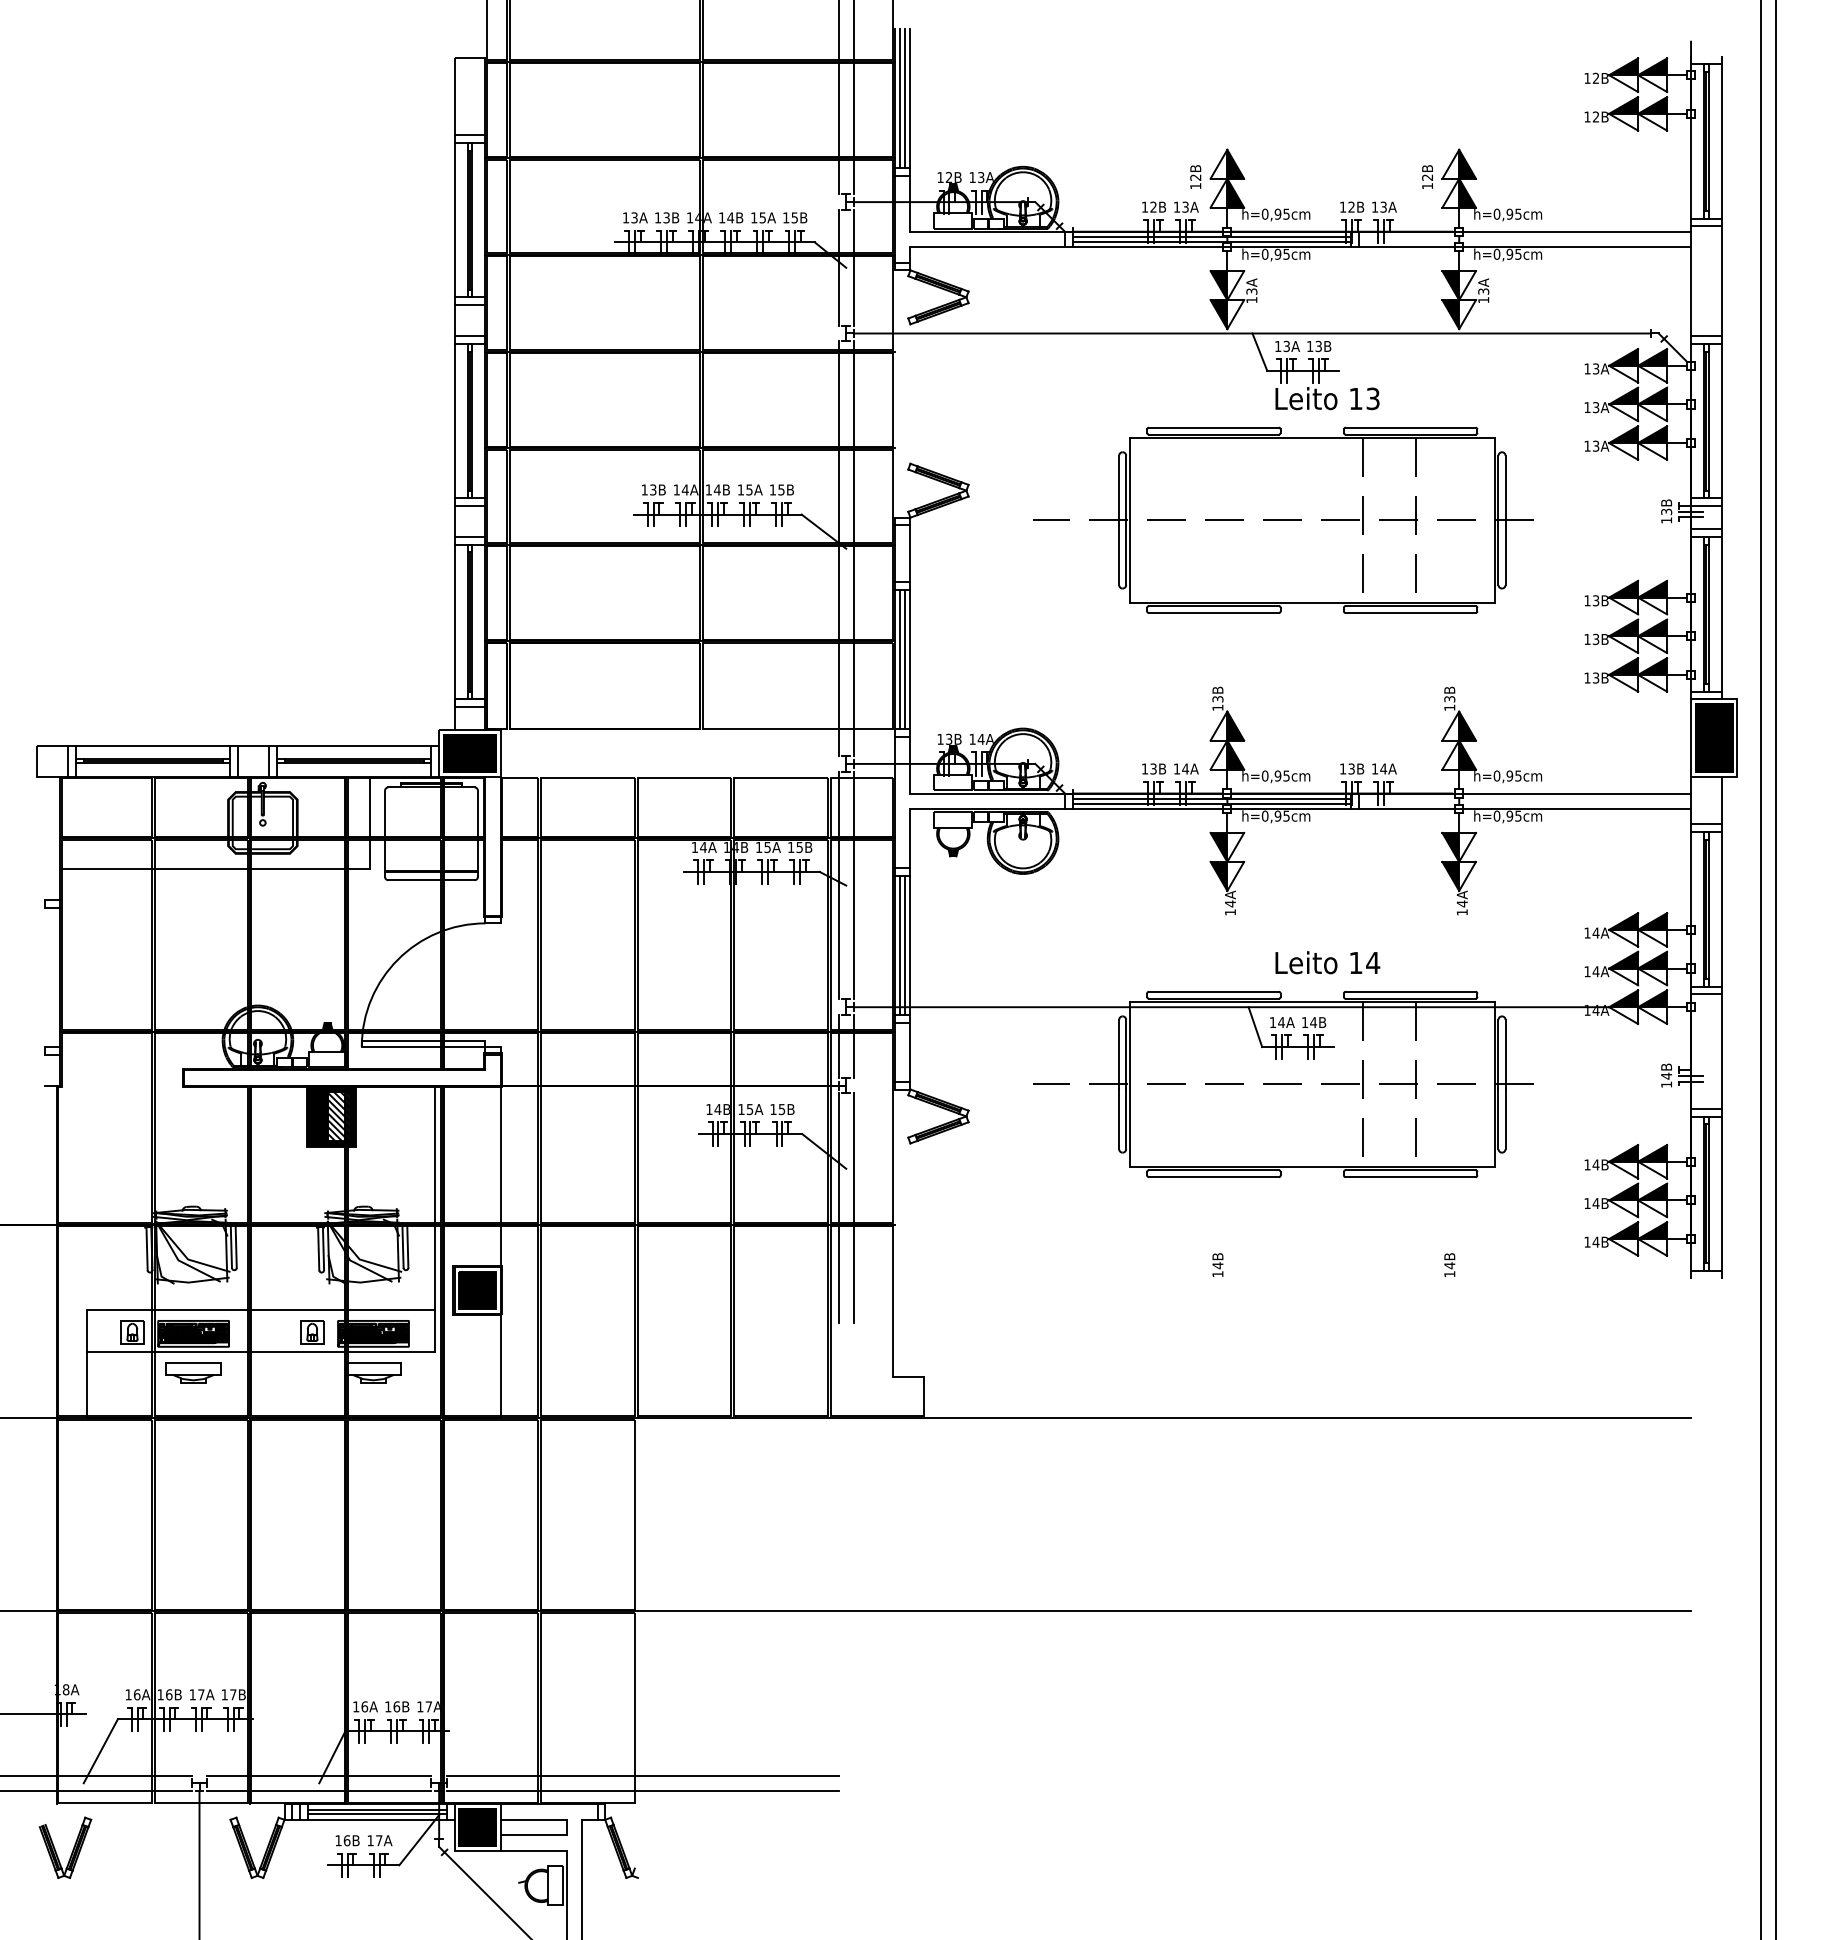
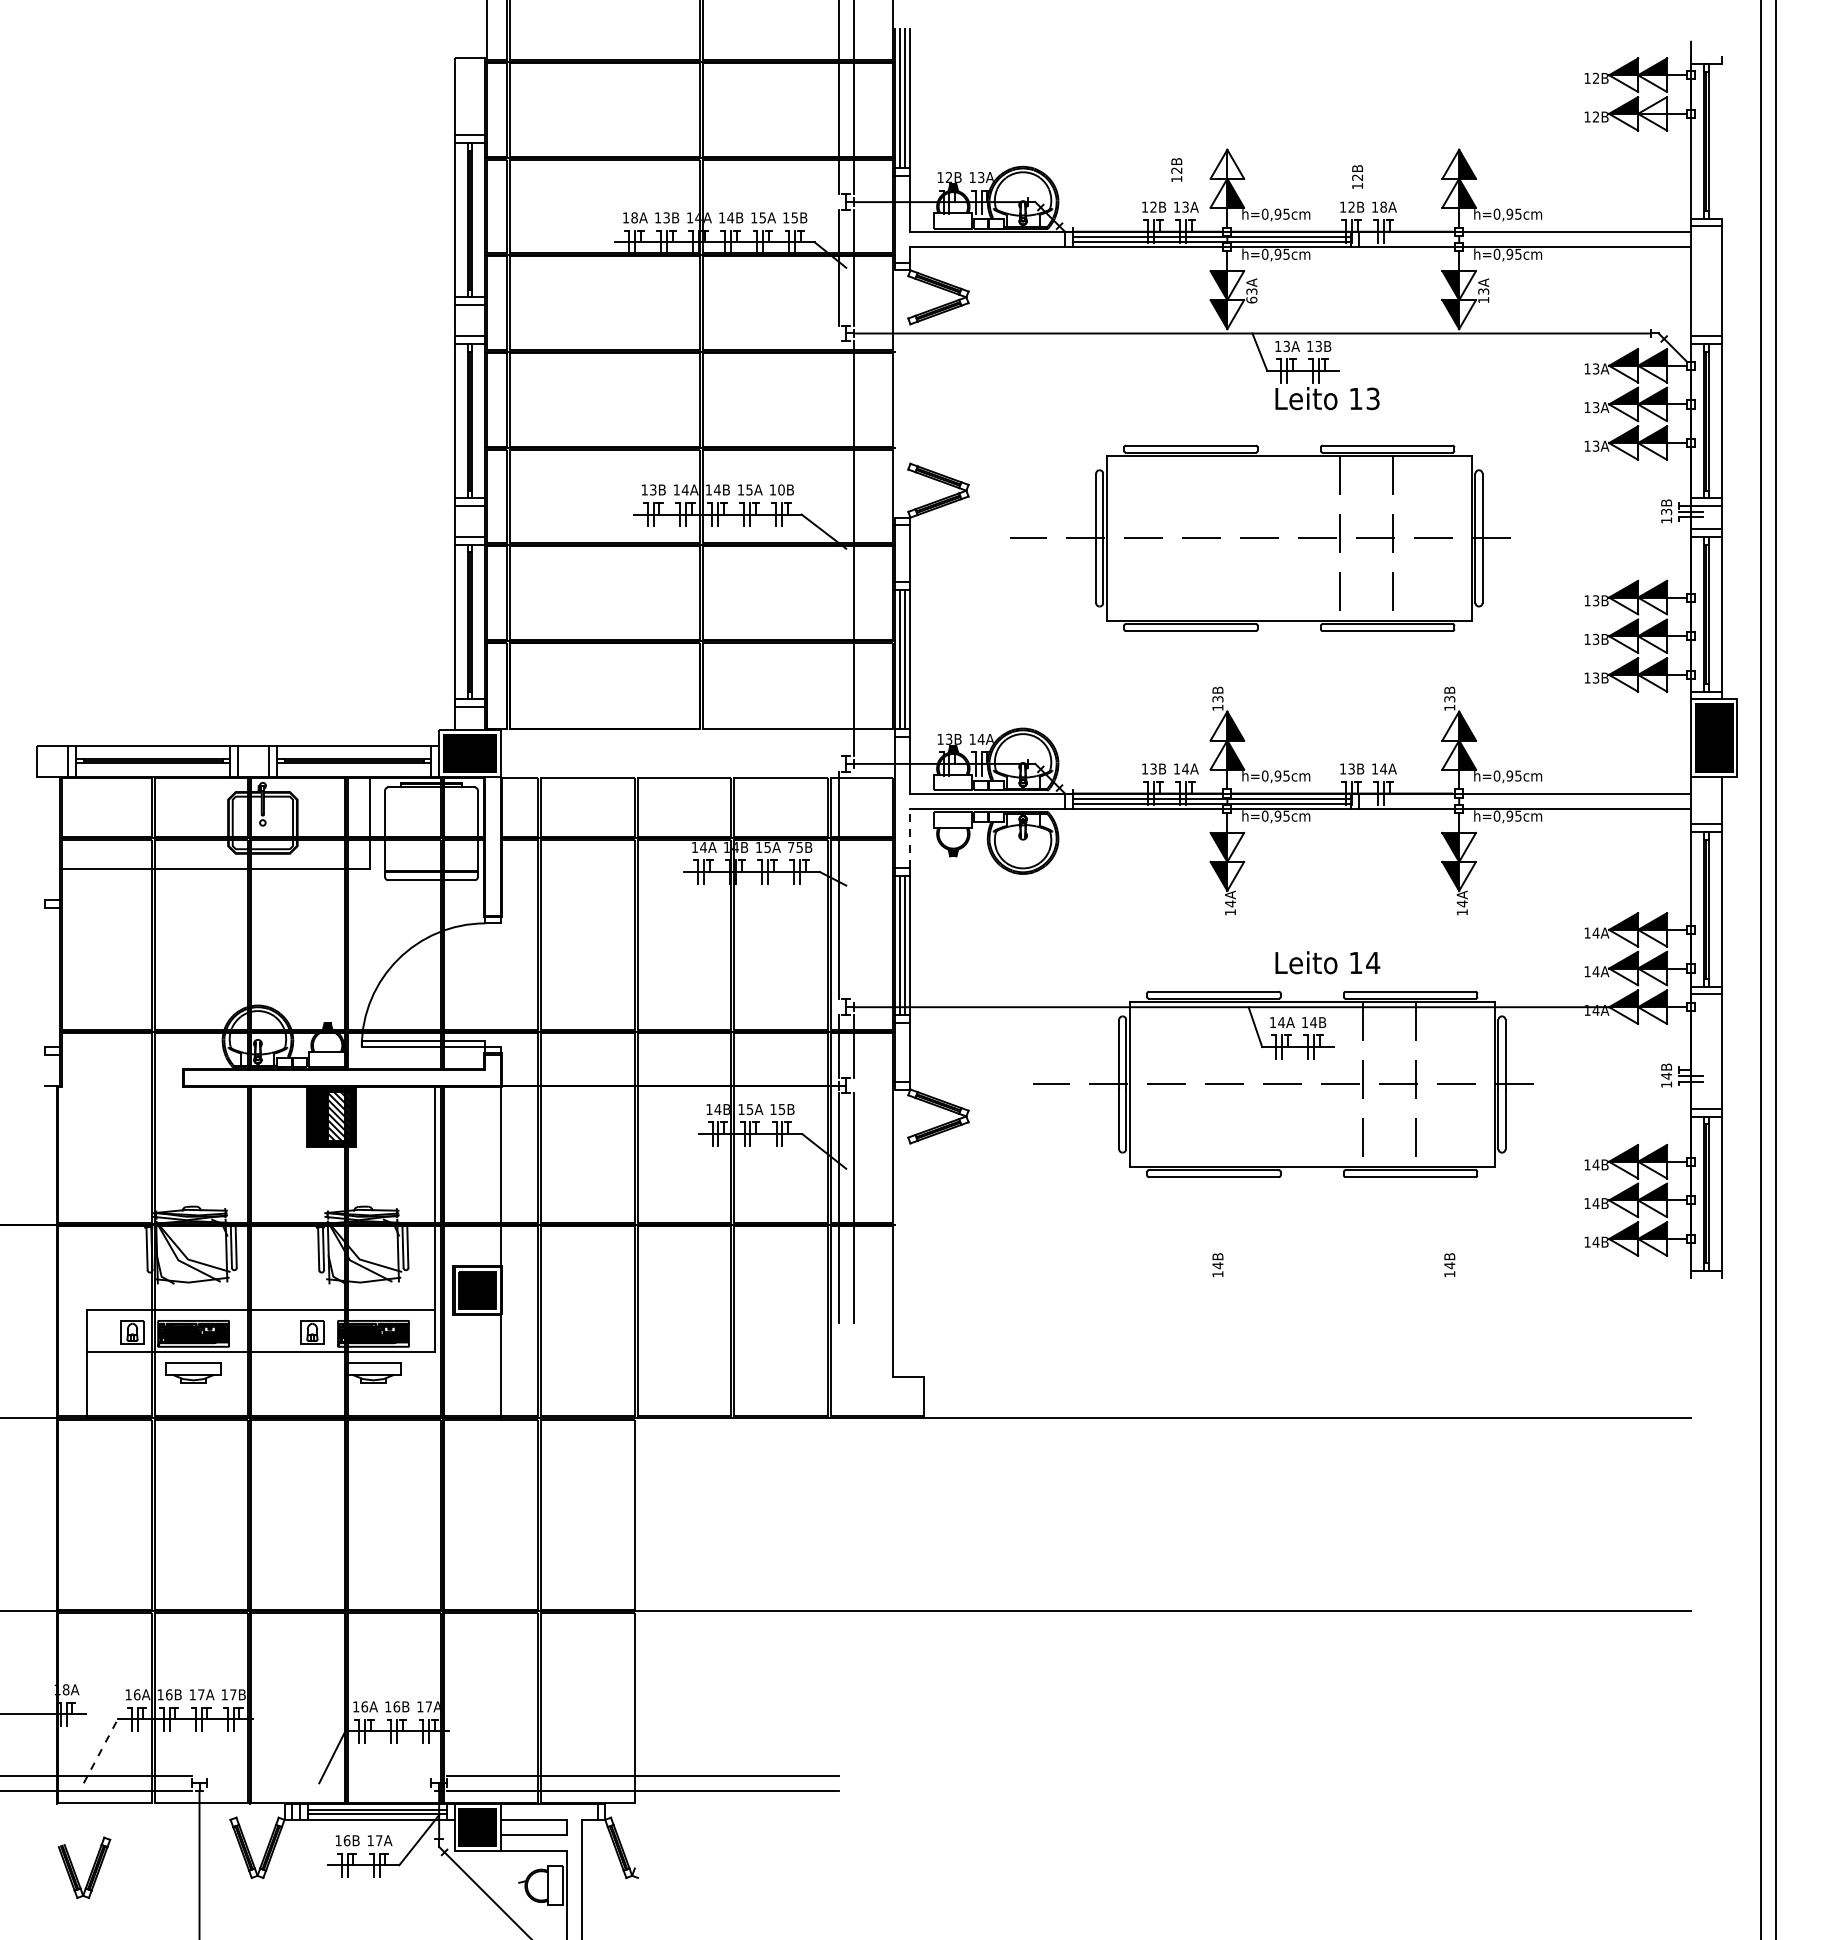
fill: present -> none (1652, 105)
line: present -> none (1721, 141)
fill: present -> none (1235, 163)
text position: (1195, 176) -> (1176, 169) (1176, 169)
text position: (1427, 176) -> (1357, 176) (1357, 176)
text: 13A -> 18A (1383, 206)
text: 13A -> 18A (634, 217)
text: 13A -> 63A (1251, 299)
text: 15B -> 10B (781, 489)
part position: (1283, 519) -> (1260, 537) (1260, 537)
line: present -> none (838, 548)
line: solid -> dashed (910, 838)
text: 15B -> 75B (791, 847)
line: present -> none (853, 885)
line: solid -> dashed (101, 1750)
line: present -> none (319, 1775)
line: present -> none (319, 1791)
part position: (72, 1849) -> (91, 1869) (91, 1869)
